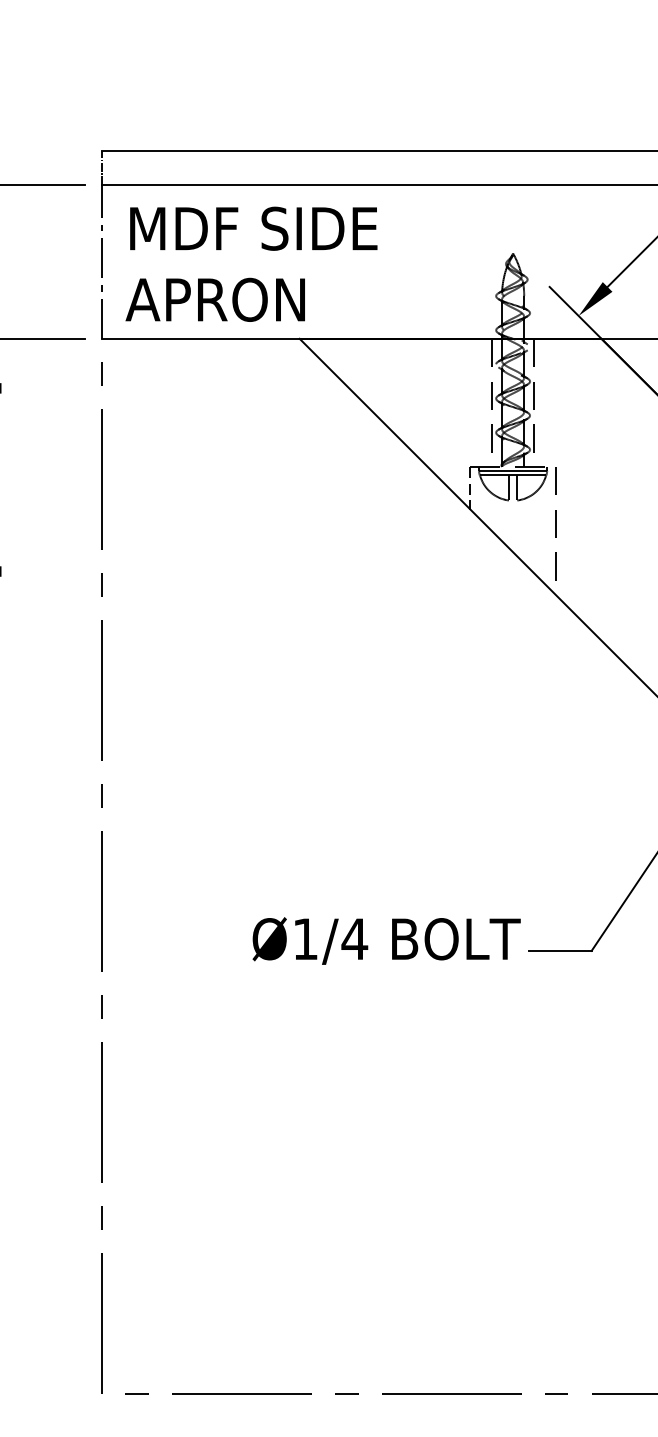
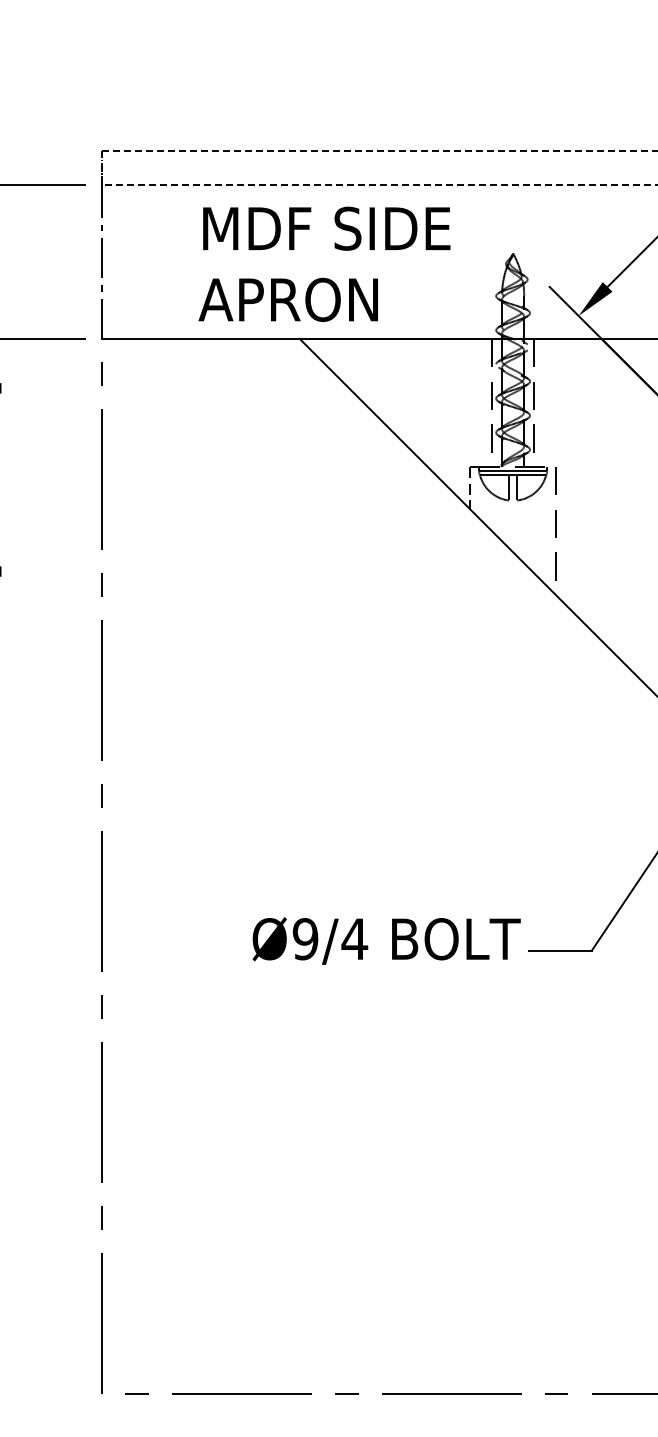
line: solid -> dashed (379, 151)
line: solid -> dashed (379, 185)
text position: (251, 263) -> (324, 263) (324, 263)
text: Ø1/4 -> Ø9/4 (305, 939)
